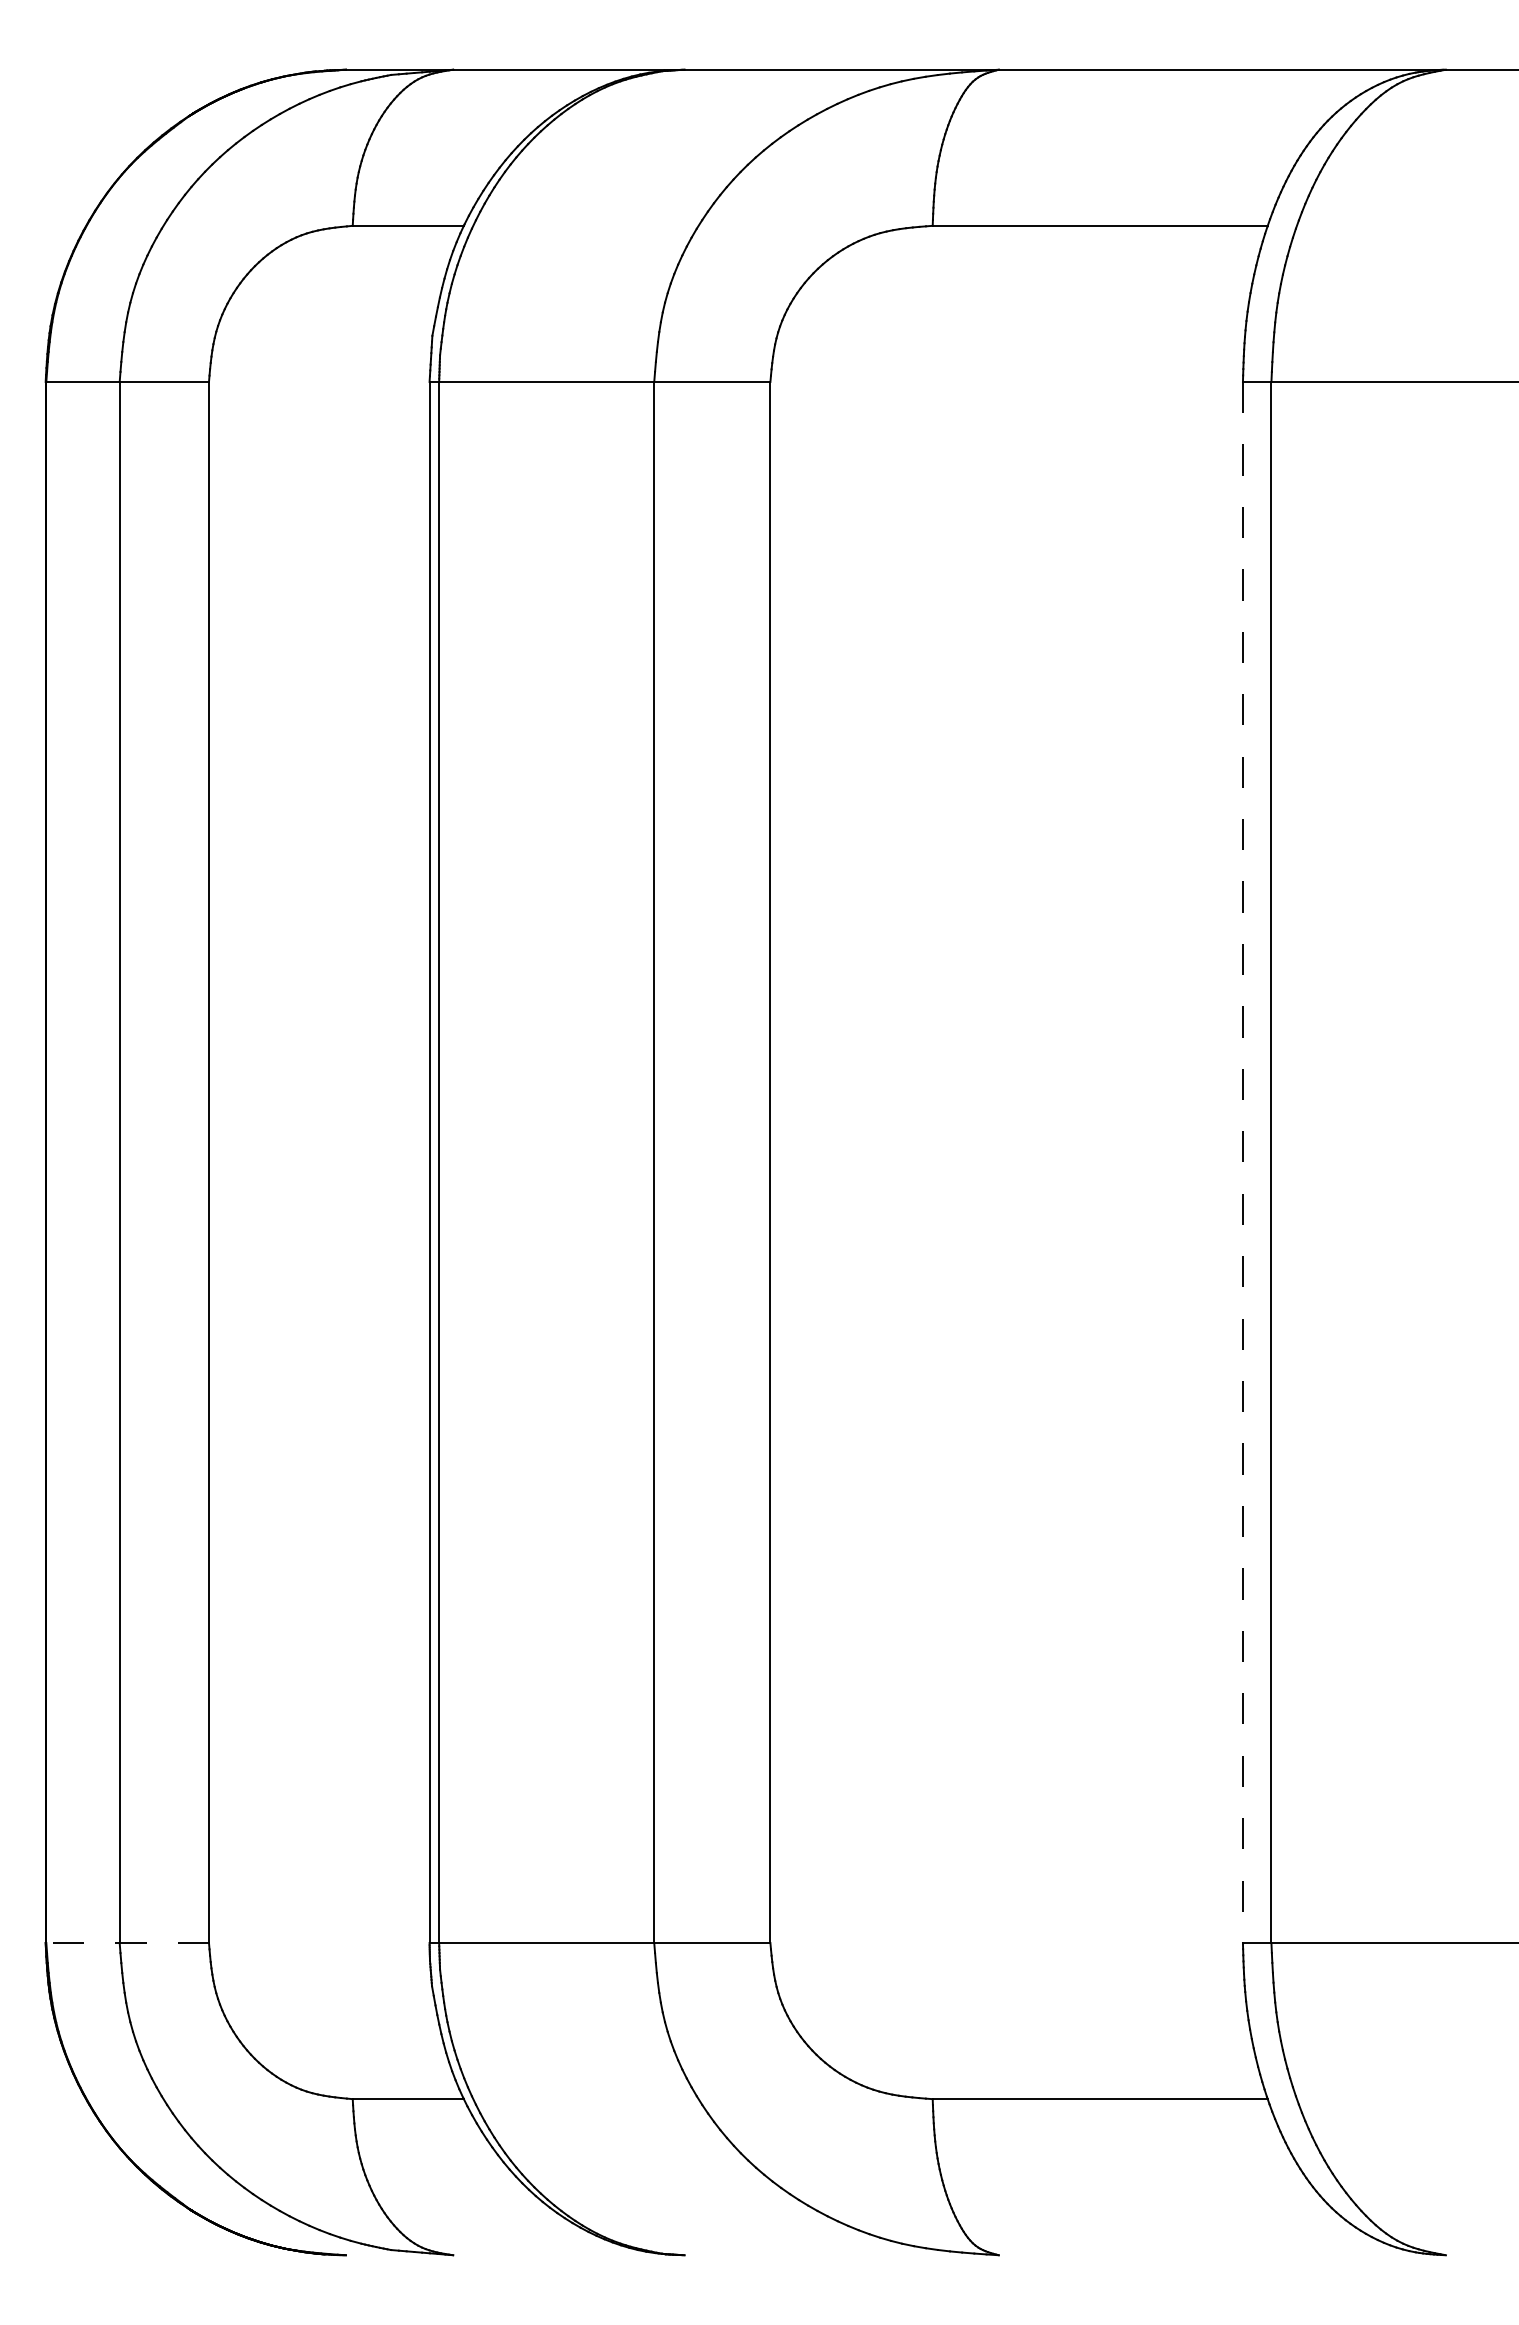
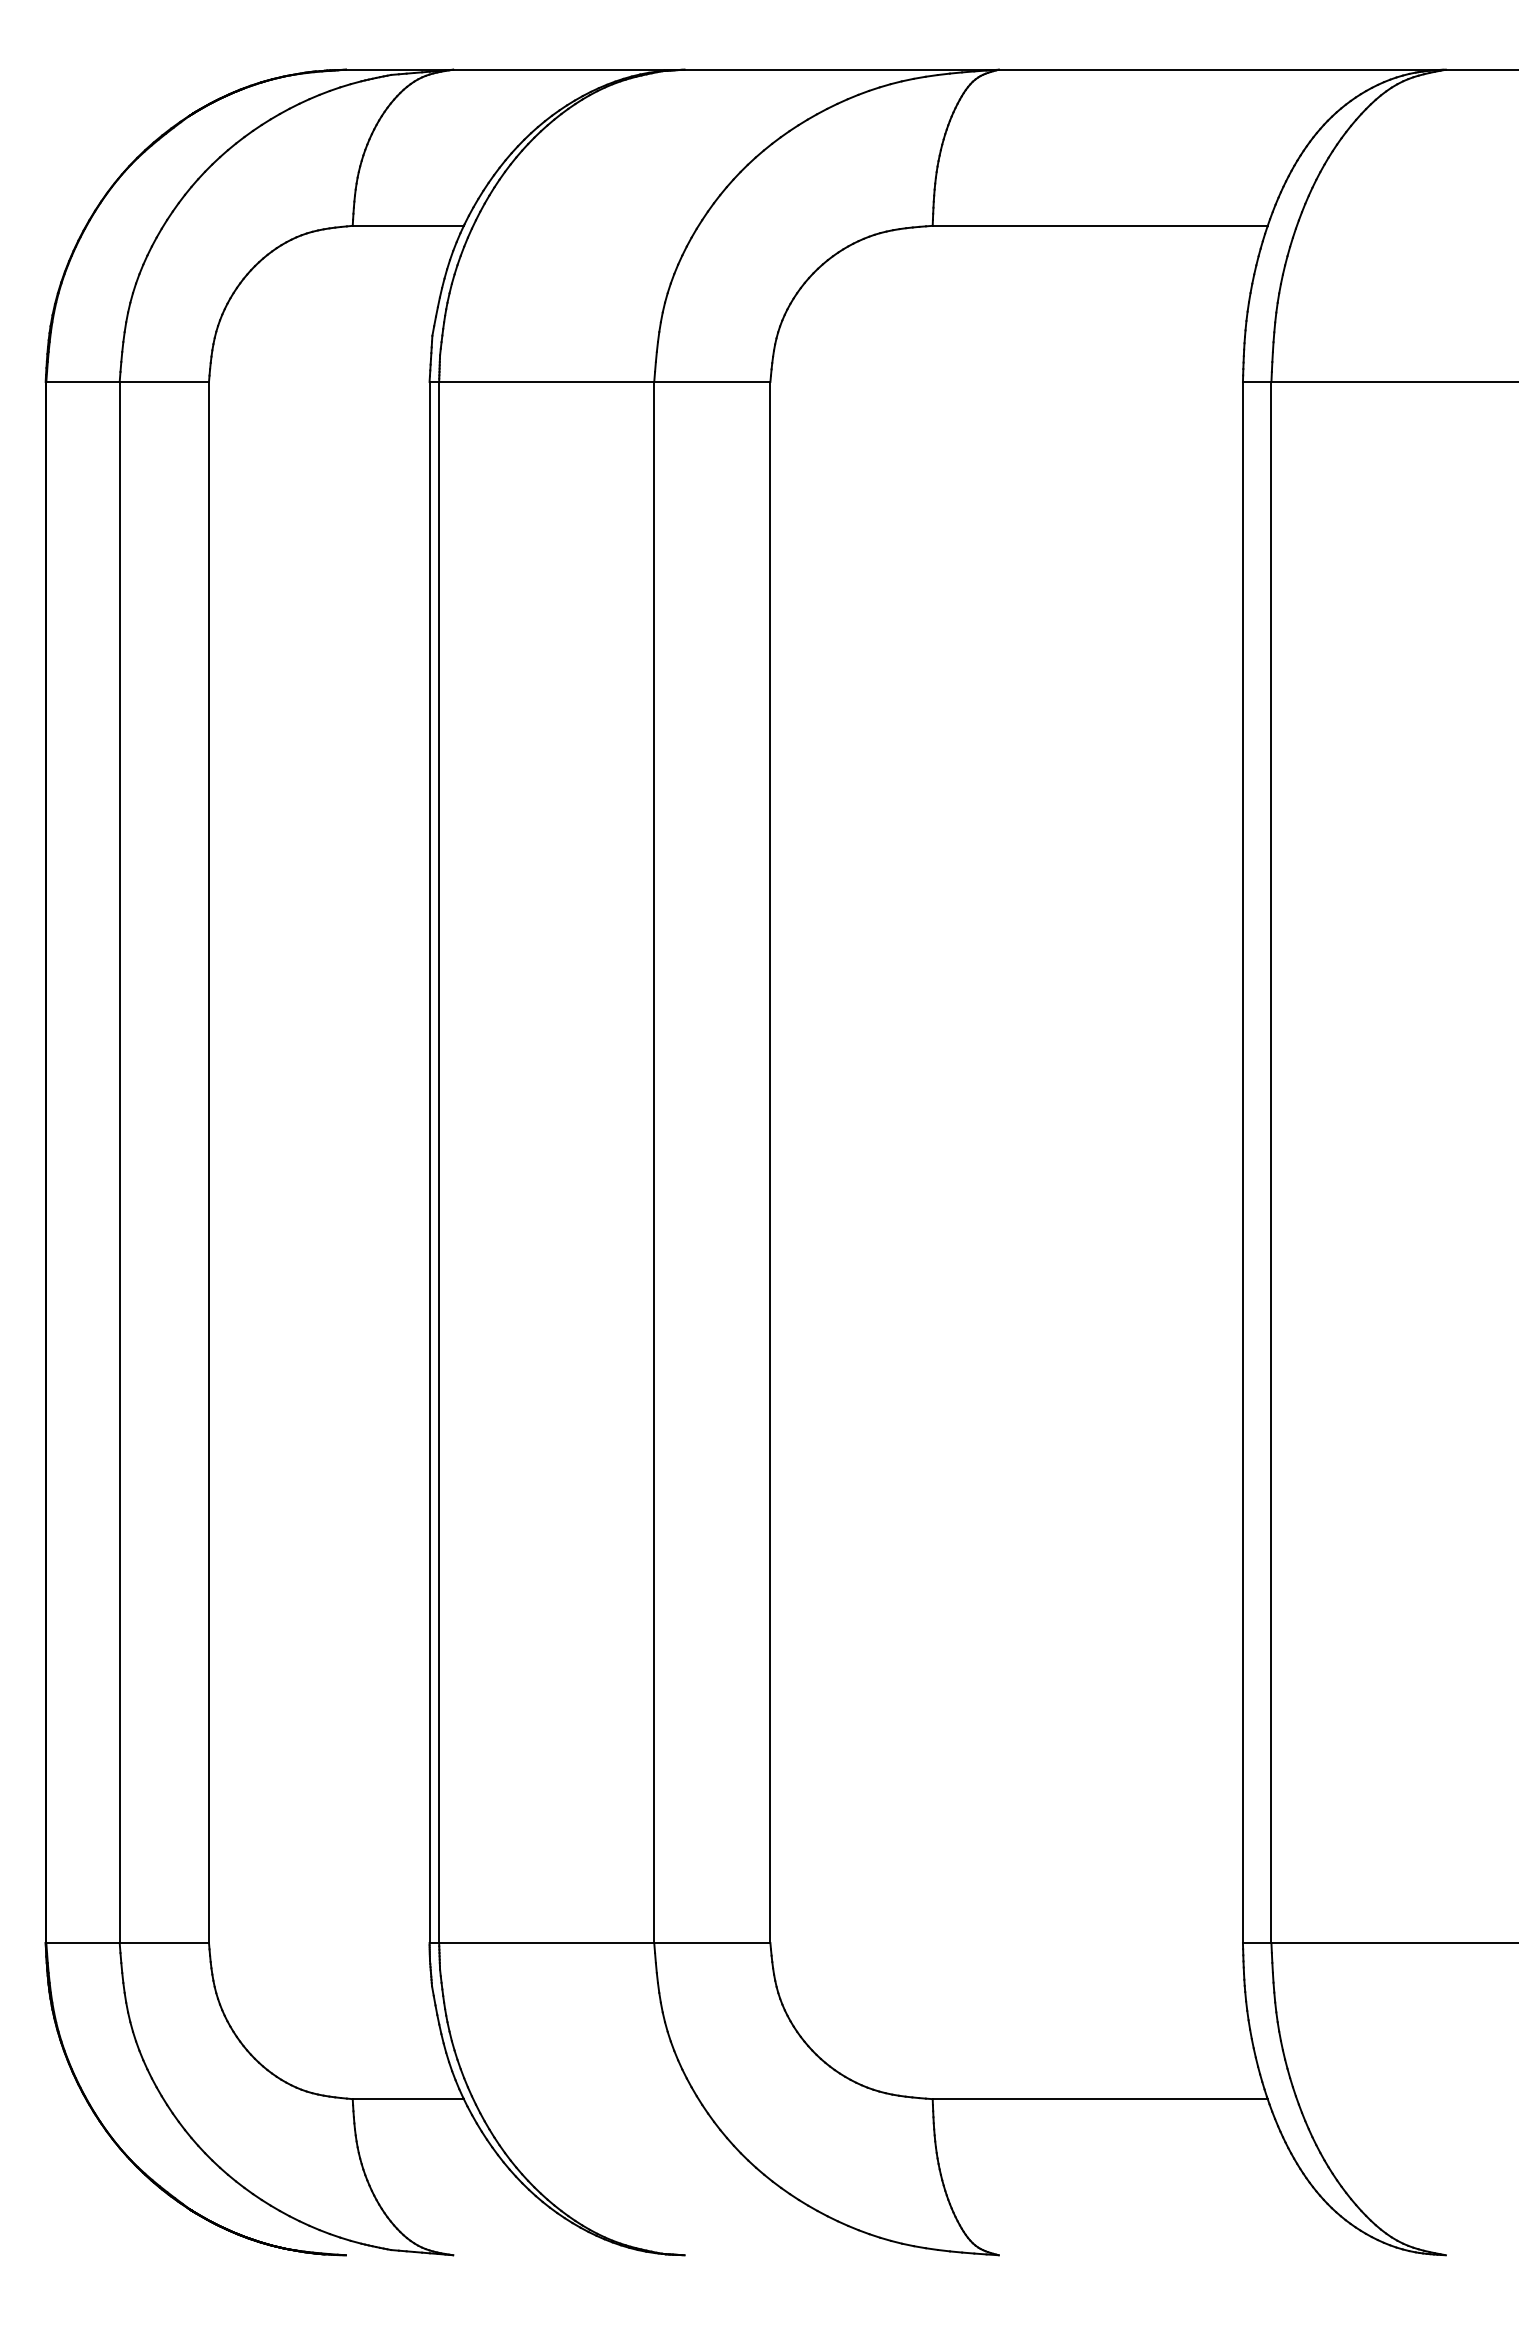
line: dashed -> solid (1242, 1162)
line: dashed -> solid (127, 1943)
